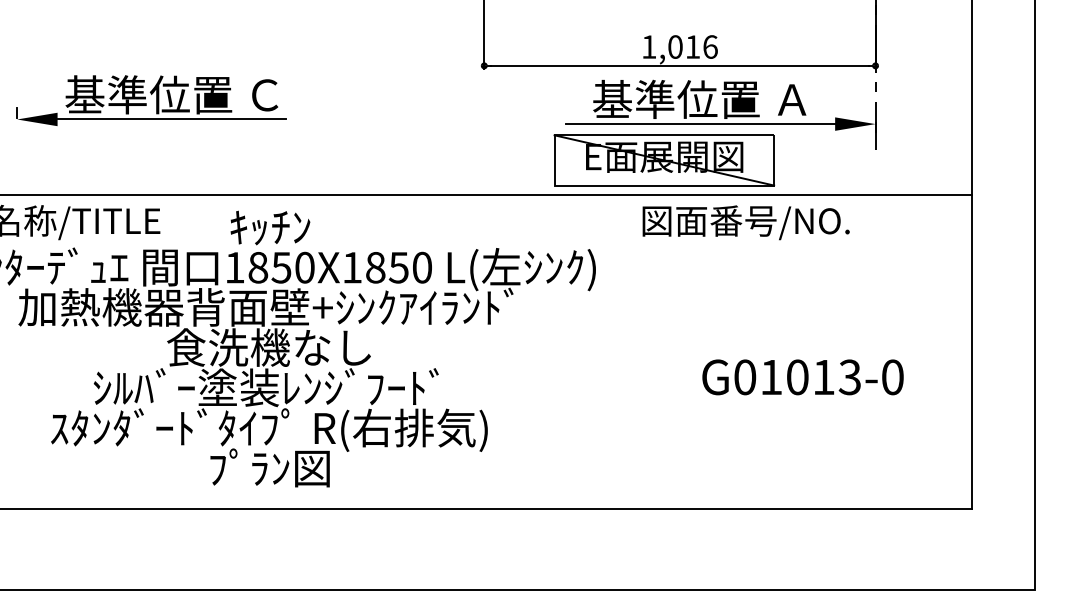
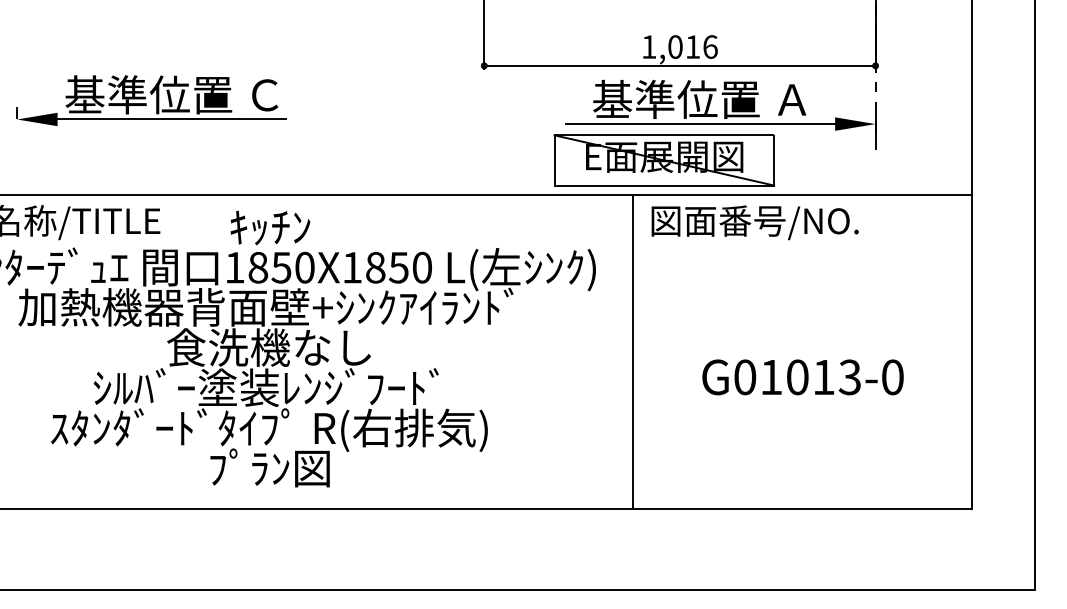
text position: (745, 222) -> (754, 222) (754, 222)
line: none -> present (633, 351)
